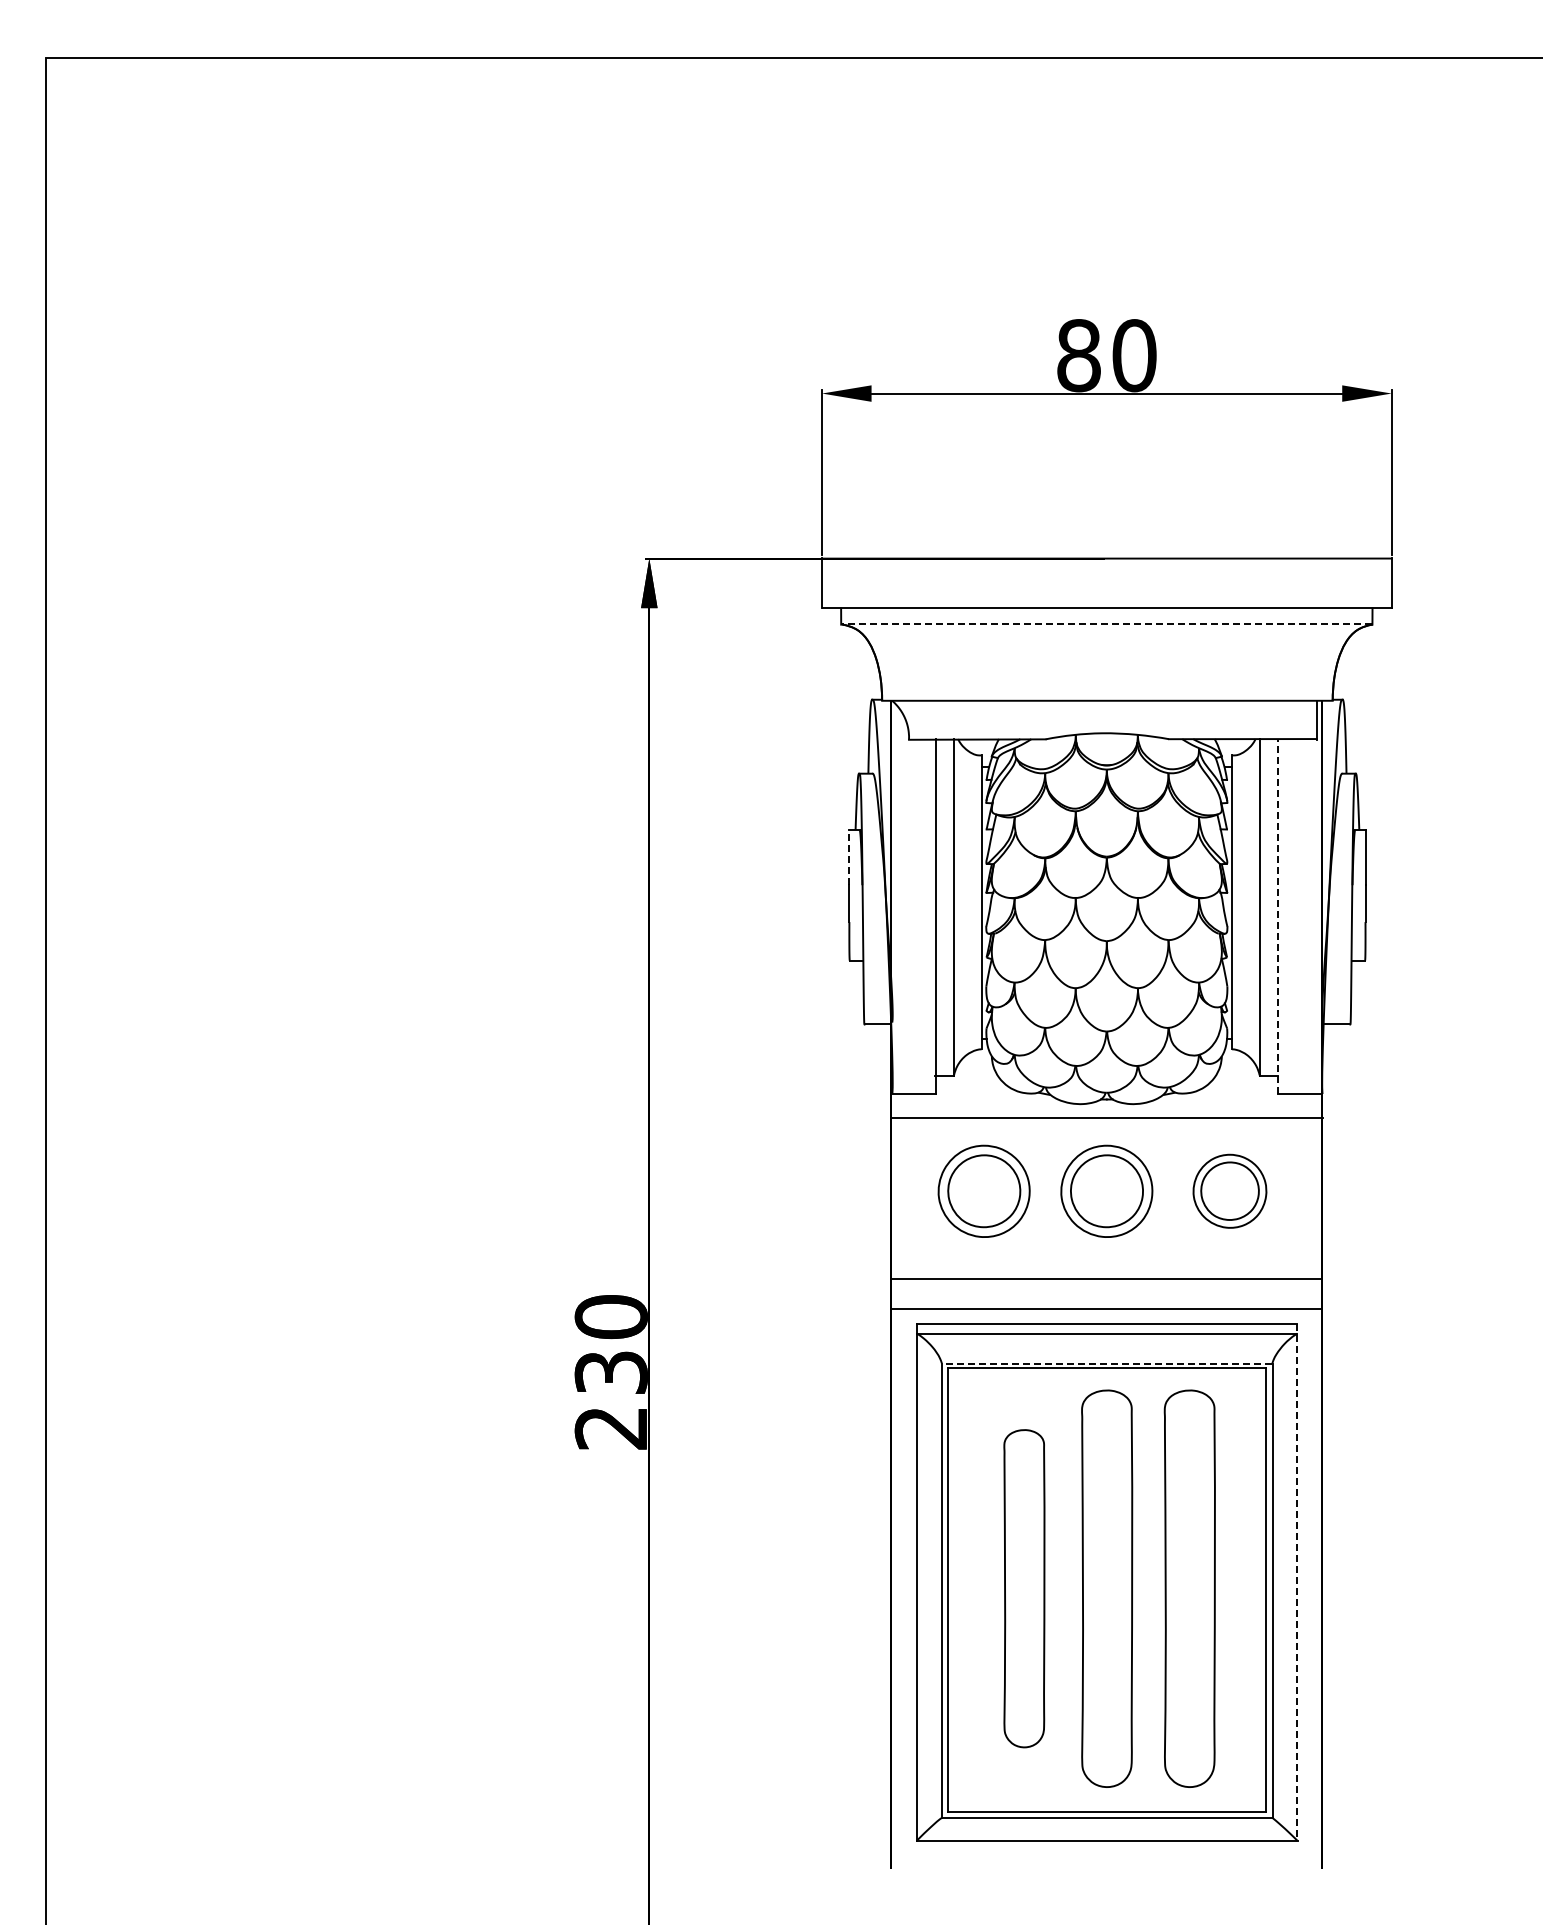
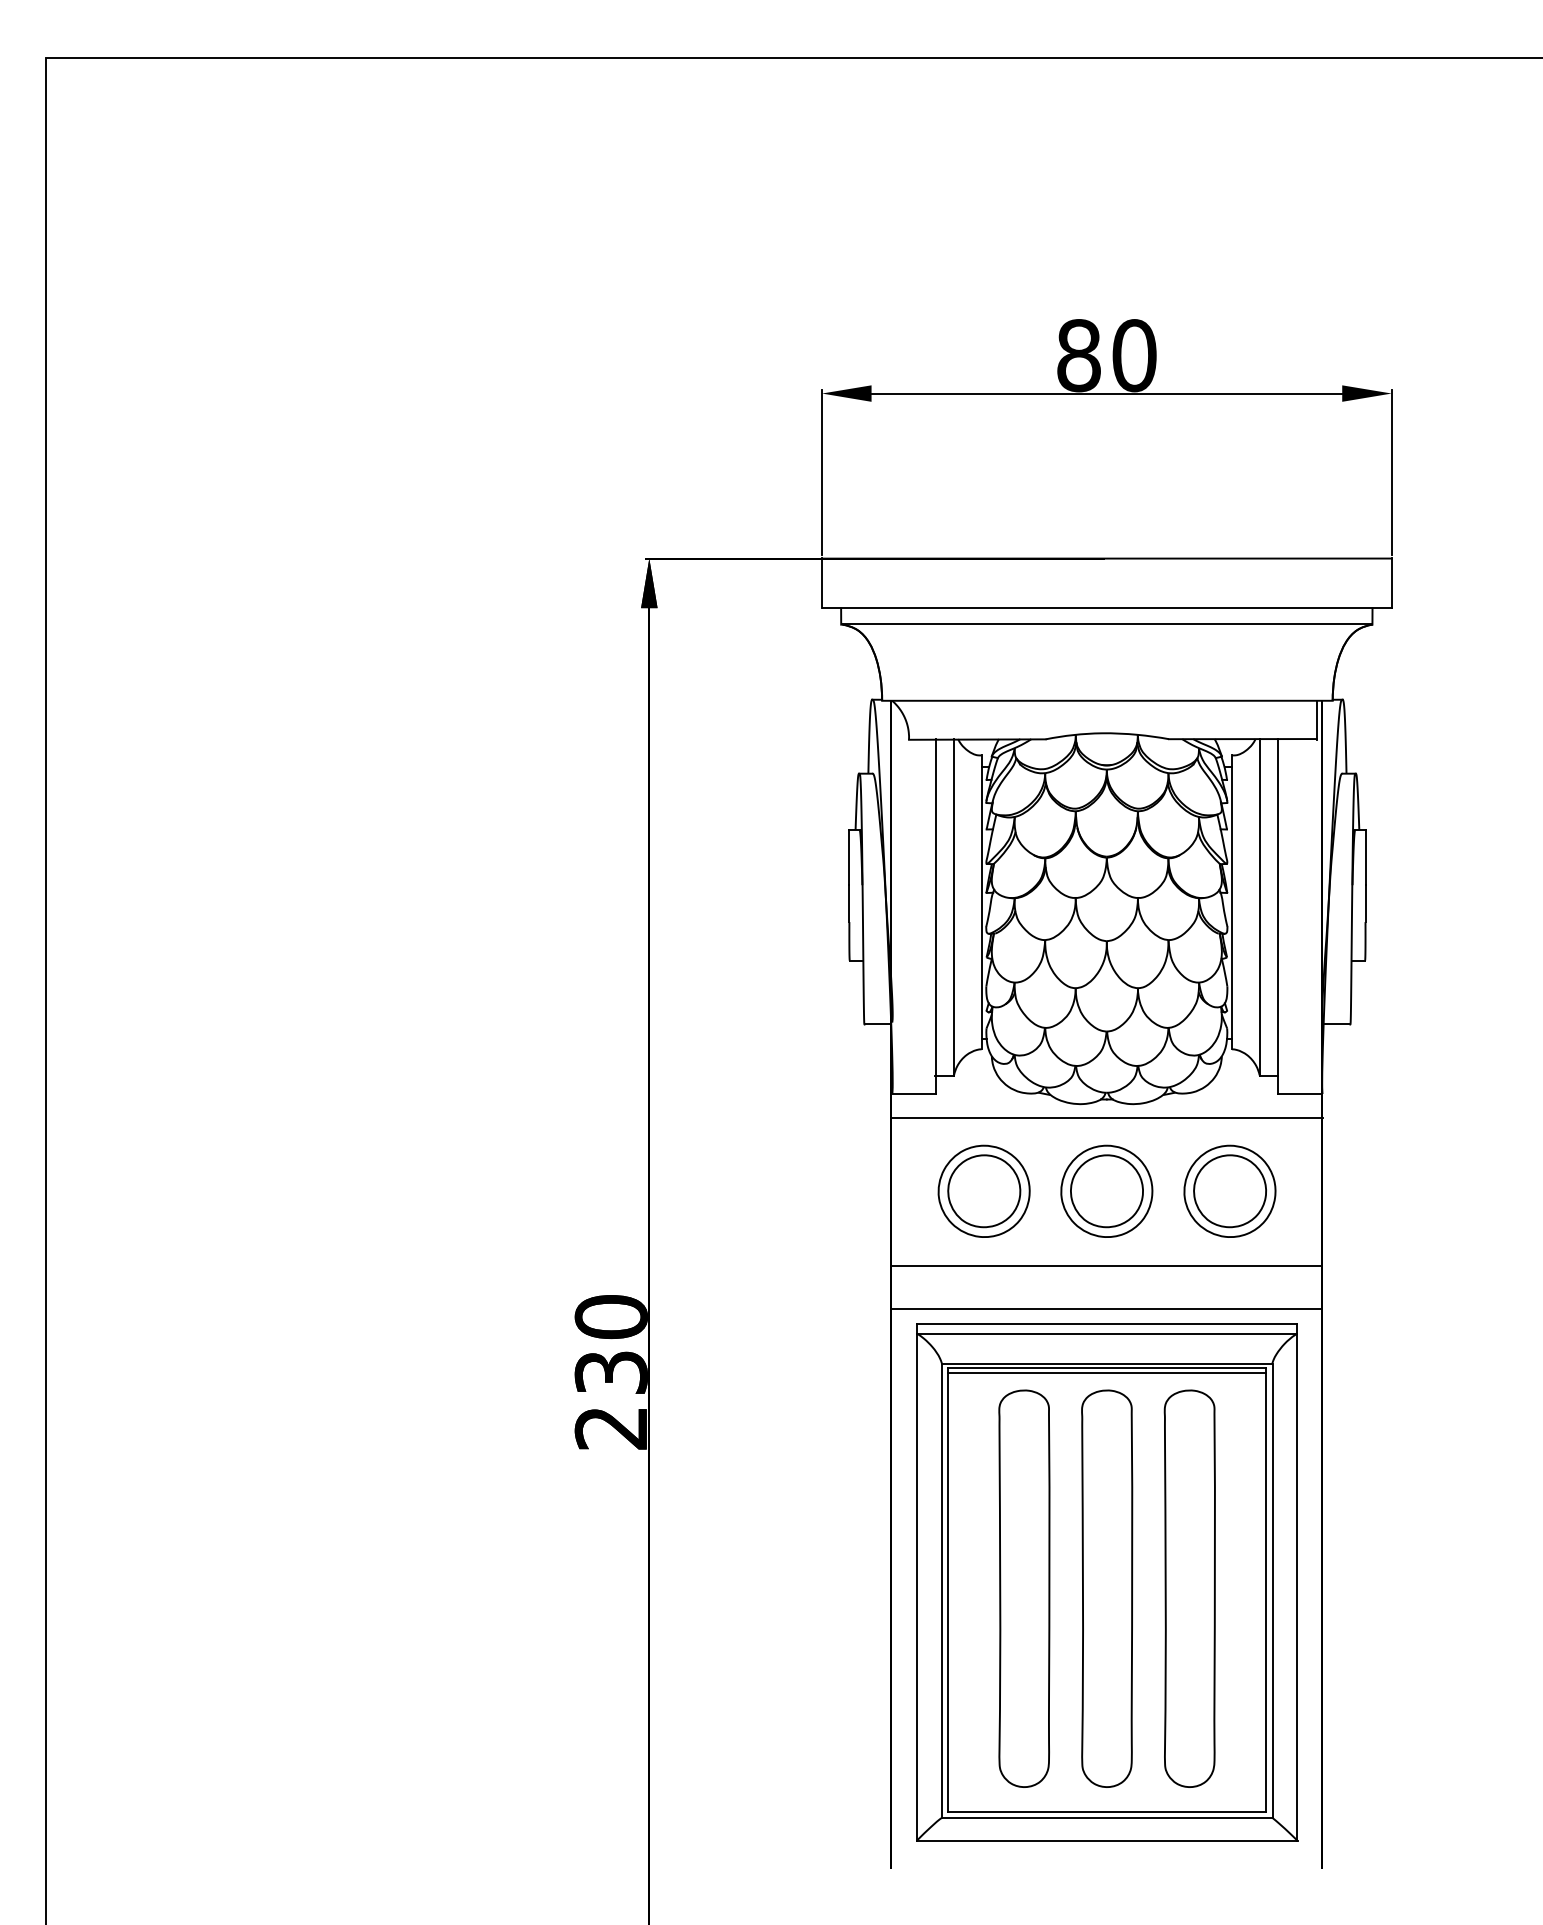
line: dashed -> solid (1106, 624)
line: dashed -> solid (849, 857)
line: dashed -> solid (1278, 916)
part size: 76x76 px -> 94x94 px (1229, 1190)
line position: (1106, 1279) -> (1106, 1266) (1106, 1266)
line: dashed -> solid (1106, 1363)
line: none -> present (1106, 1372)
line: dashed -> solid (1297, 1583)
part size: 43x320 px -> 53x399 px (1024, 1588)
